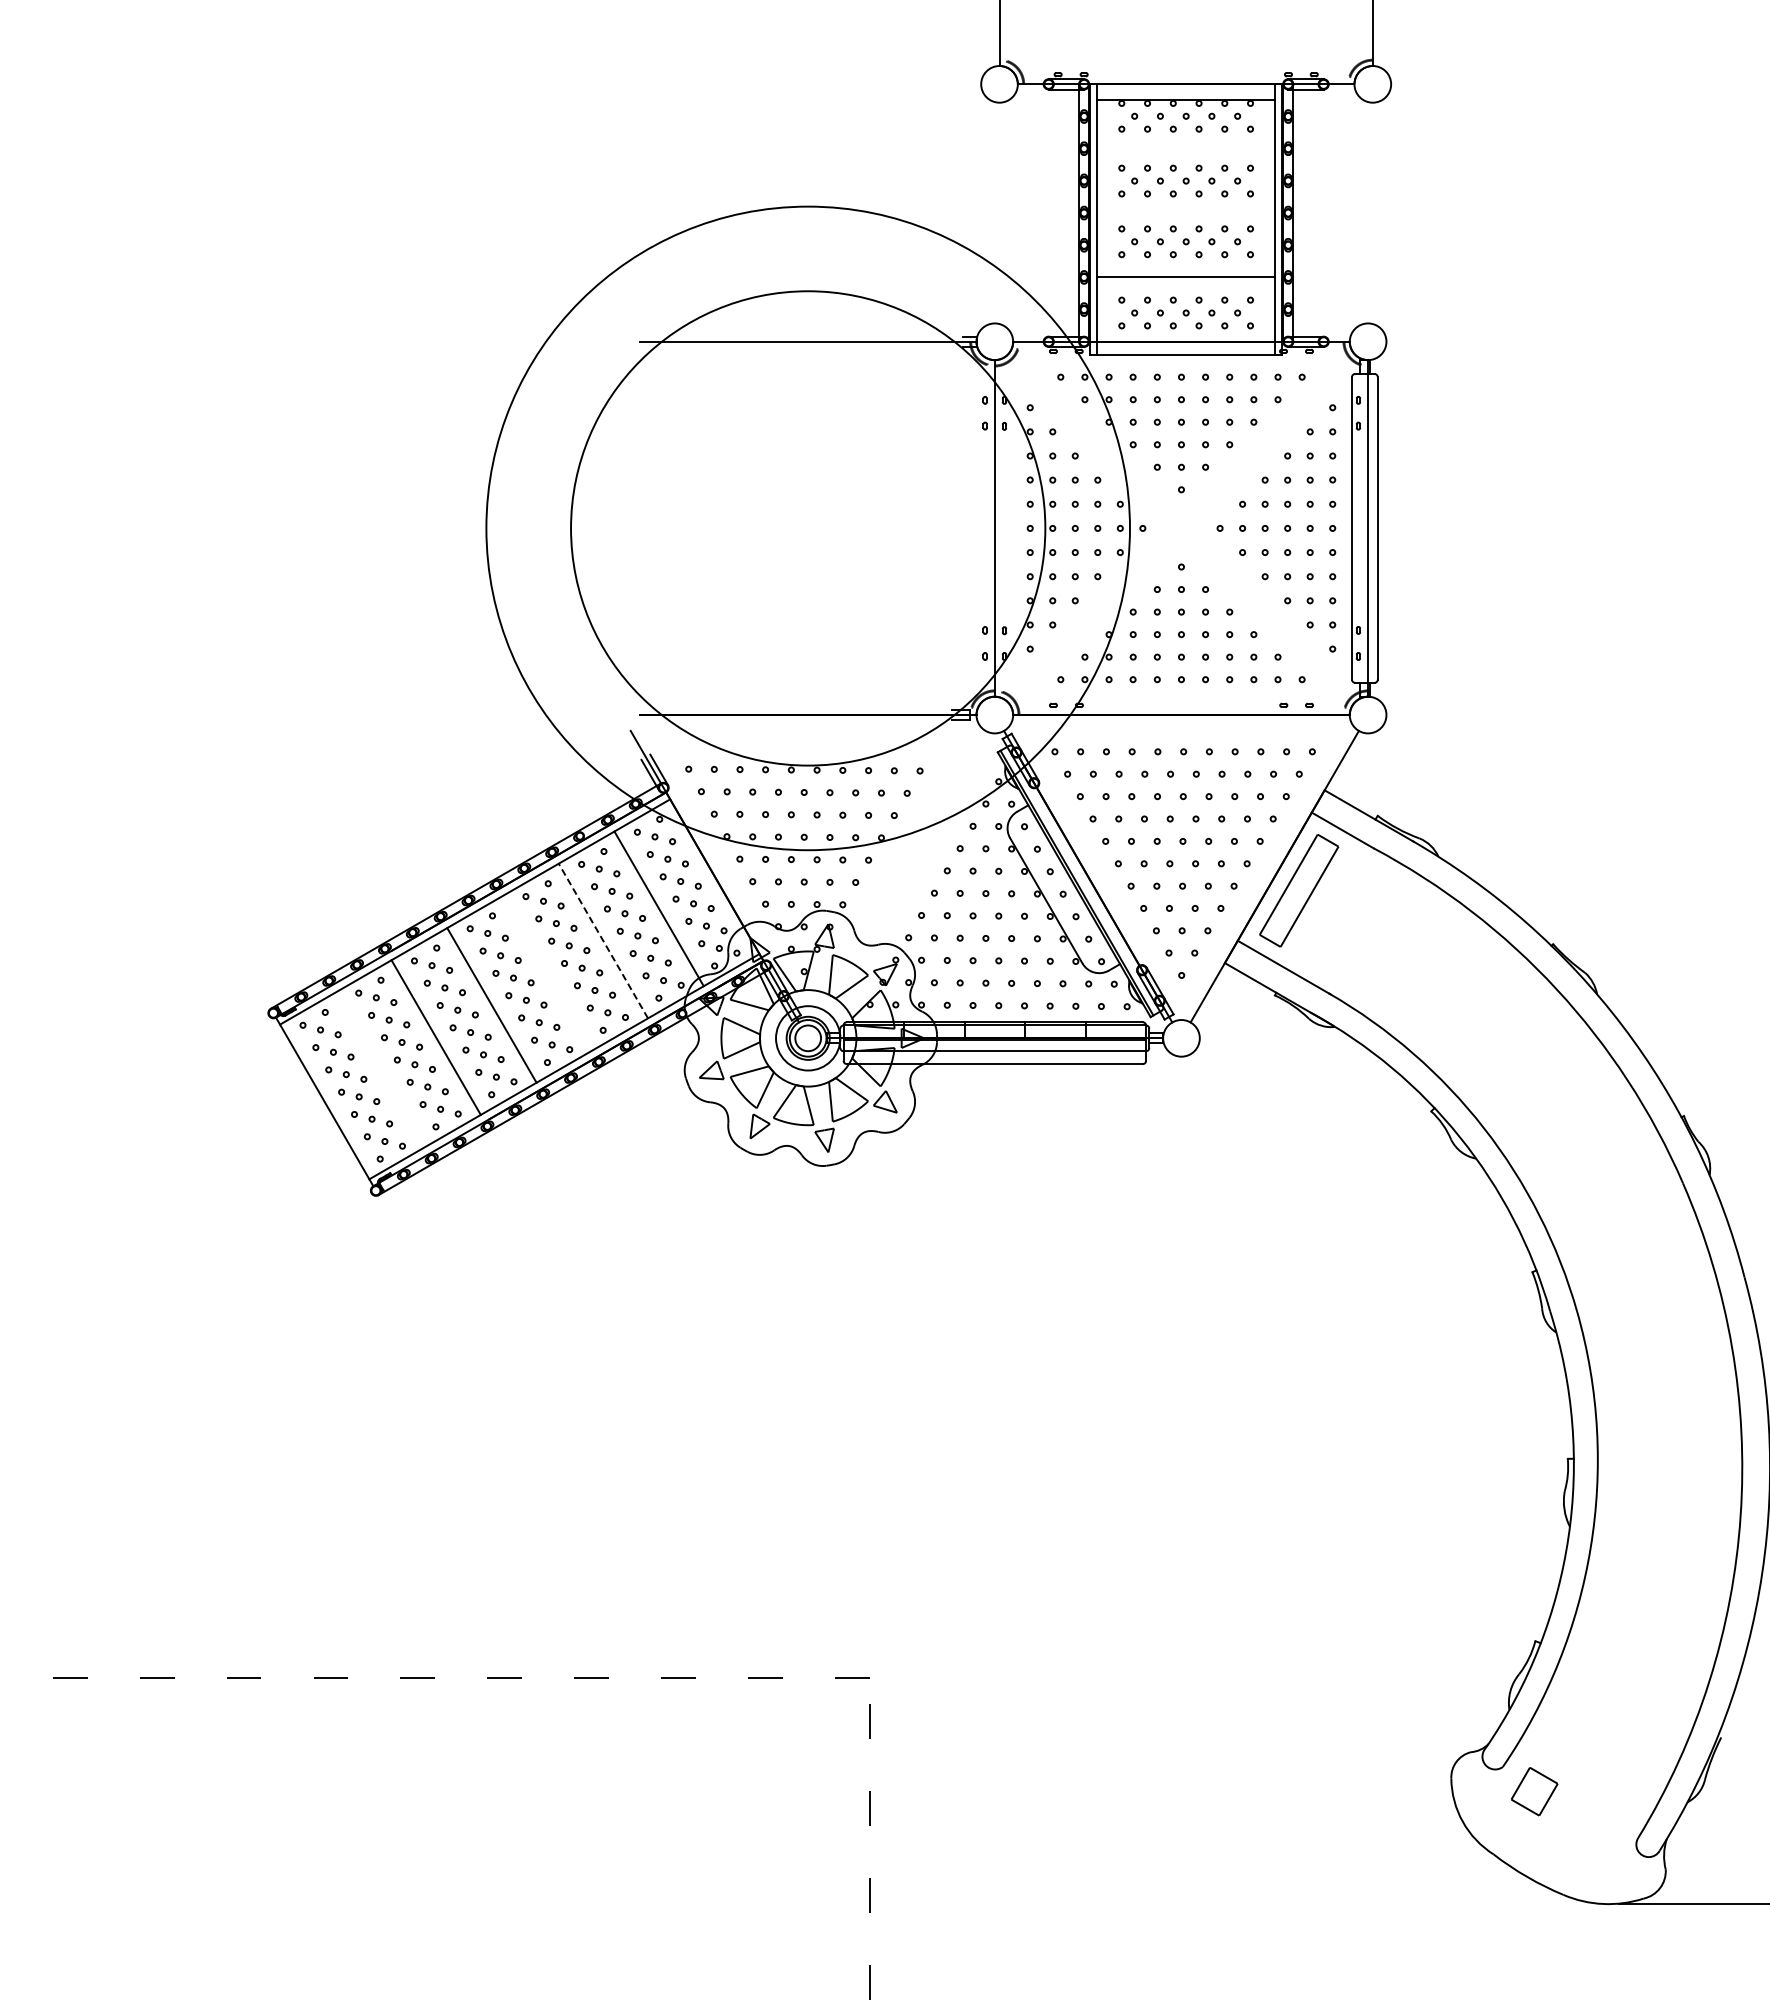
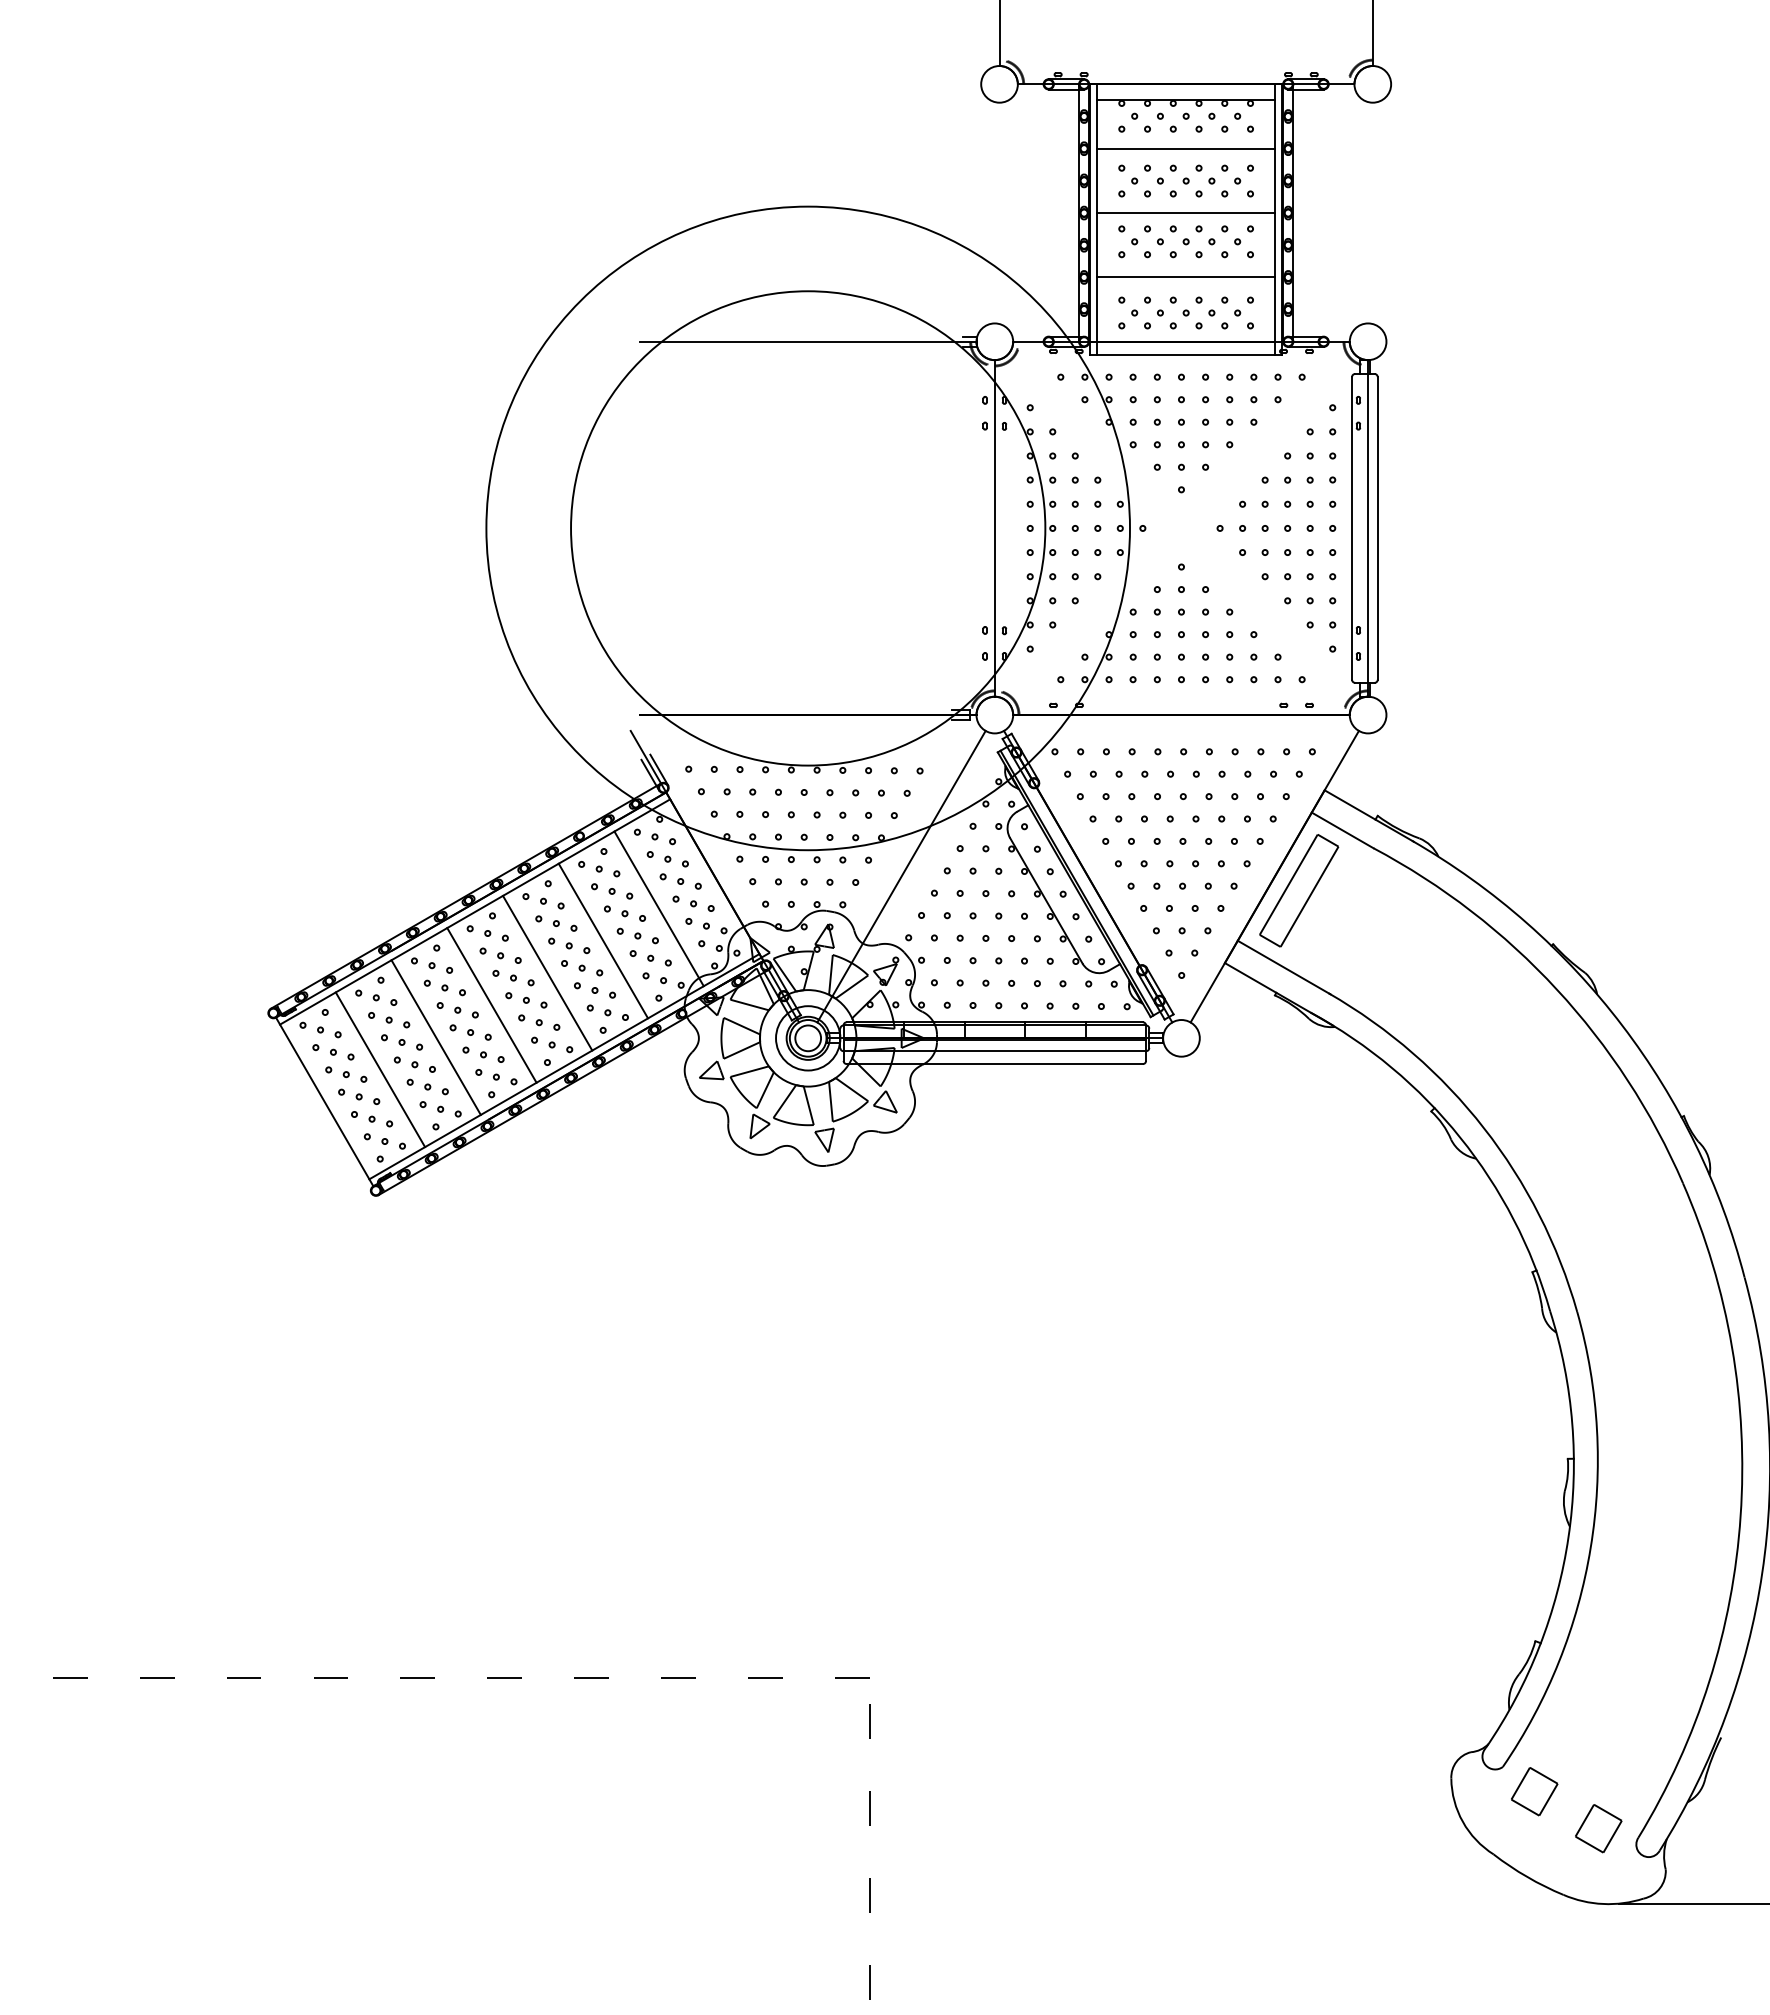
line: none -> present (1185, 148)
line: none -> present (1185, 213)
line: none -> present (901, 876)
line: dashed -> solid (603, 940)
line: none -> present (547, 972)
line: none -> present (380, 1069)
part: none -> present (1598, 1828)
